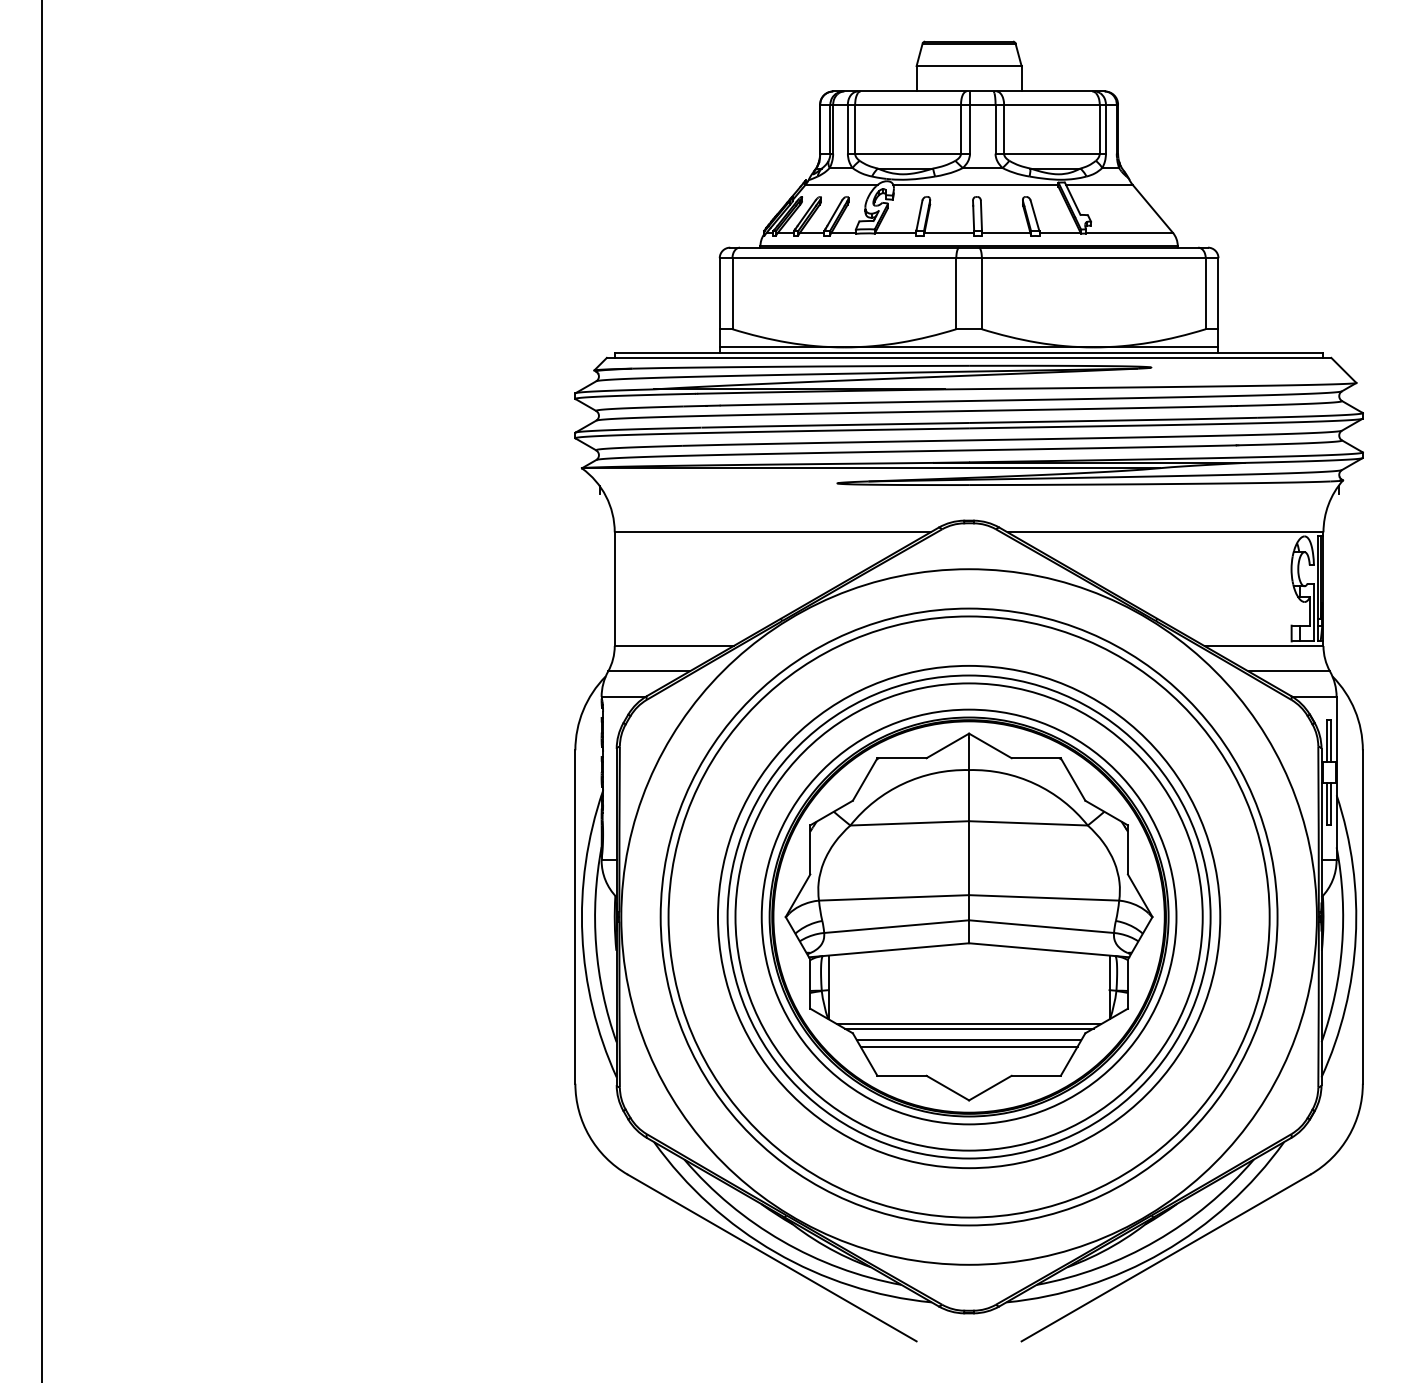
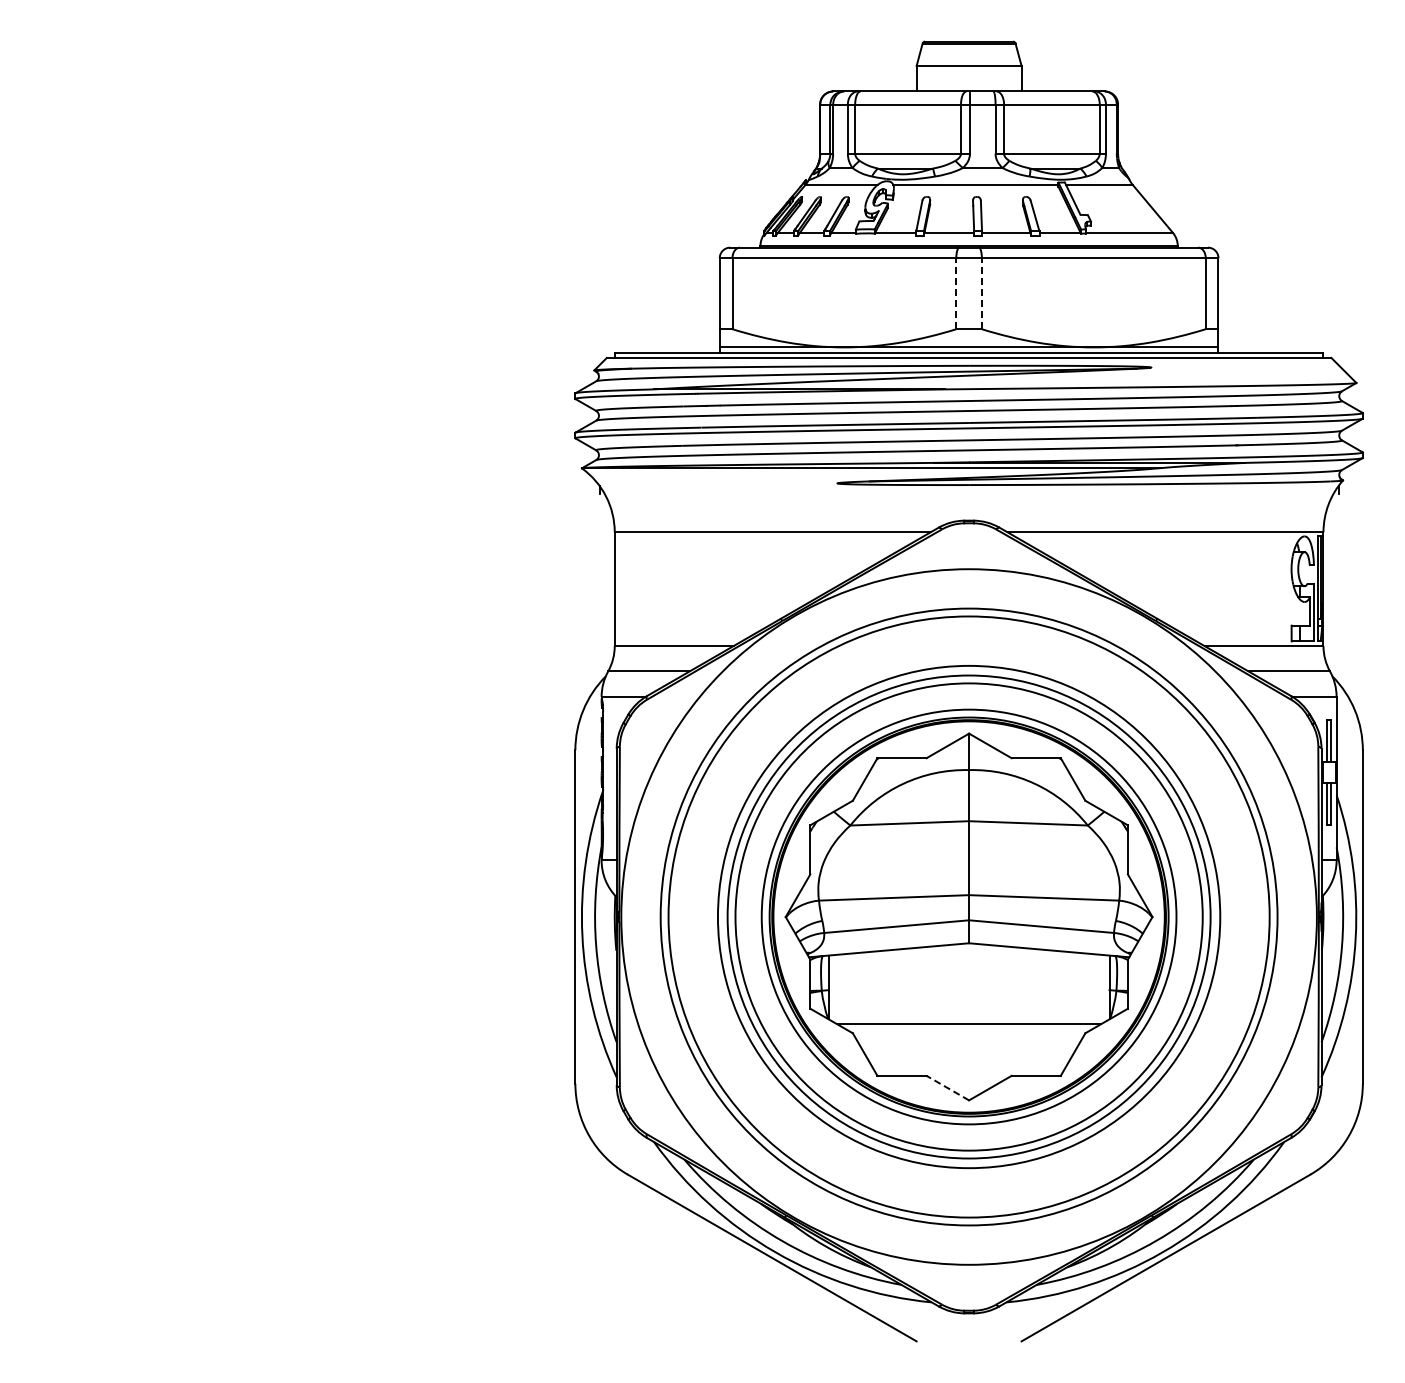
line: solid -> dashed (956, 293)
line: solid -> dashed (981, 293)
line: present -> none (42, 690)
line: present -> none (968, 1028)
line: present -> none (968, 1040)
line: present -> none (968, 1046)
line: solid -> dashed (947, 1088)
